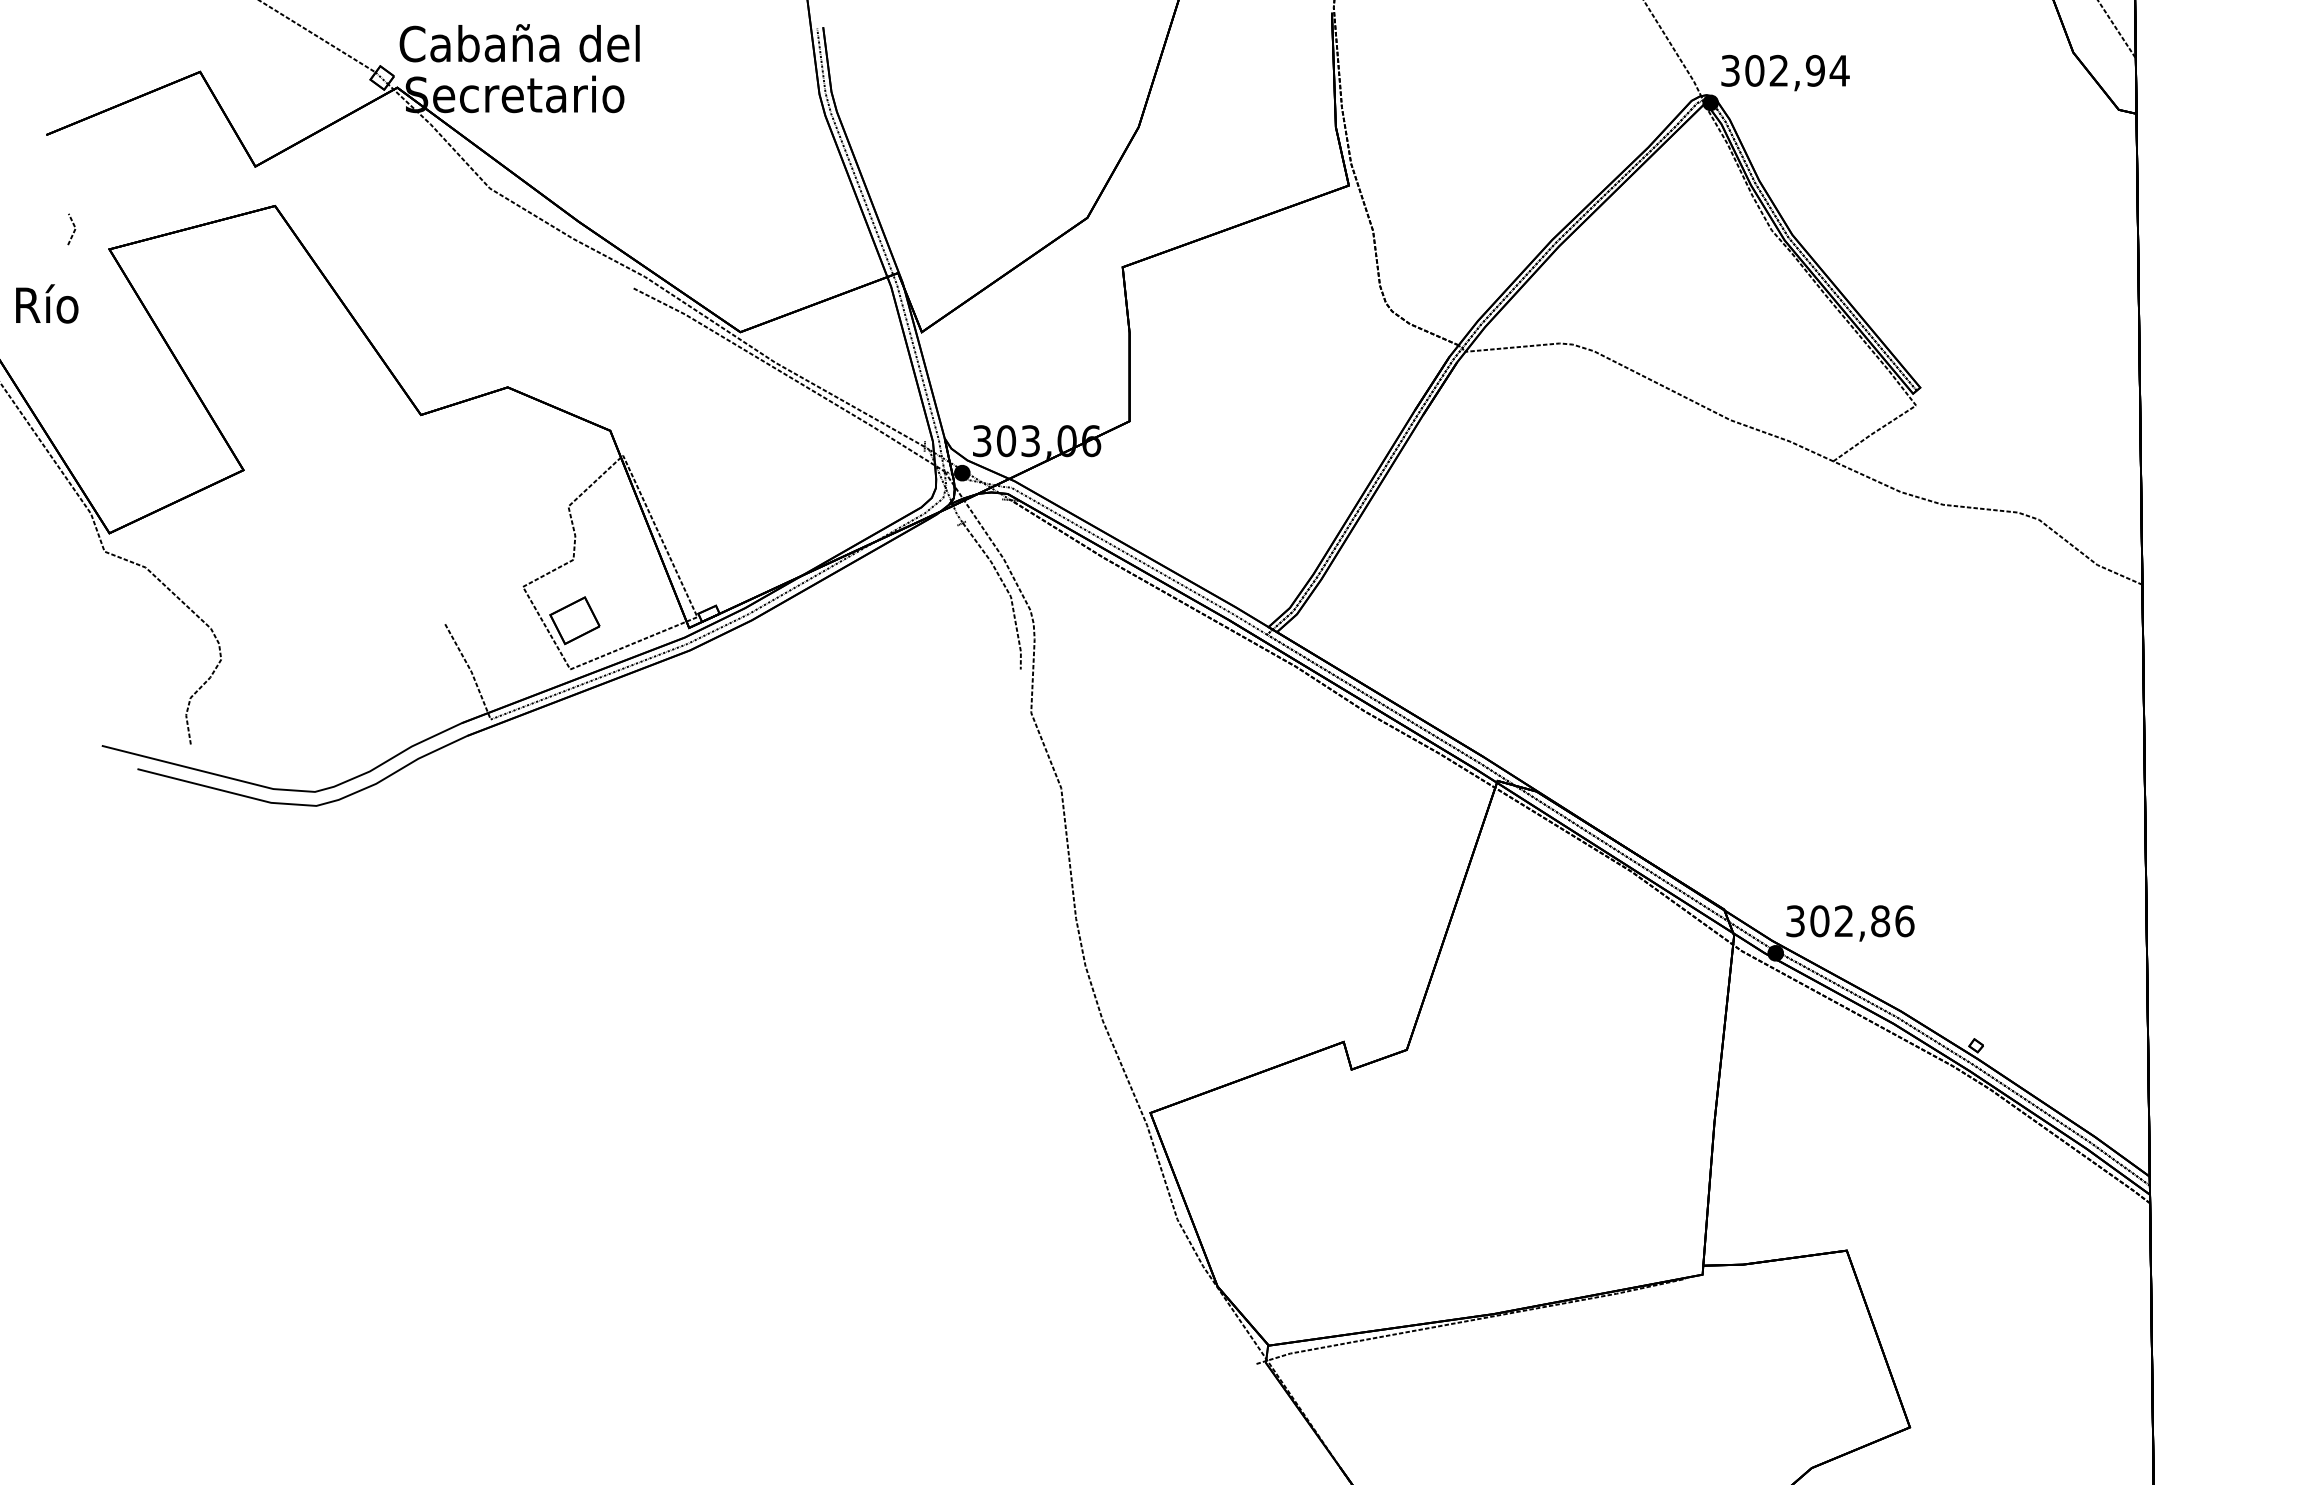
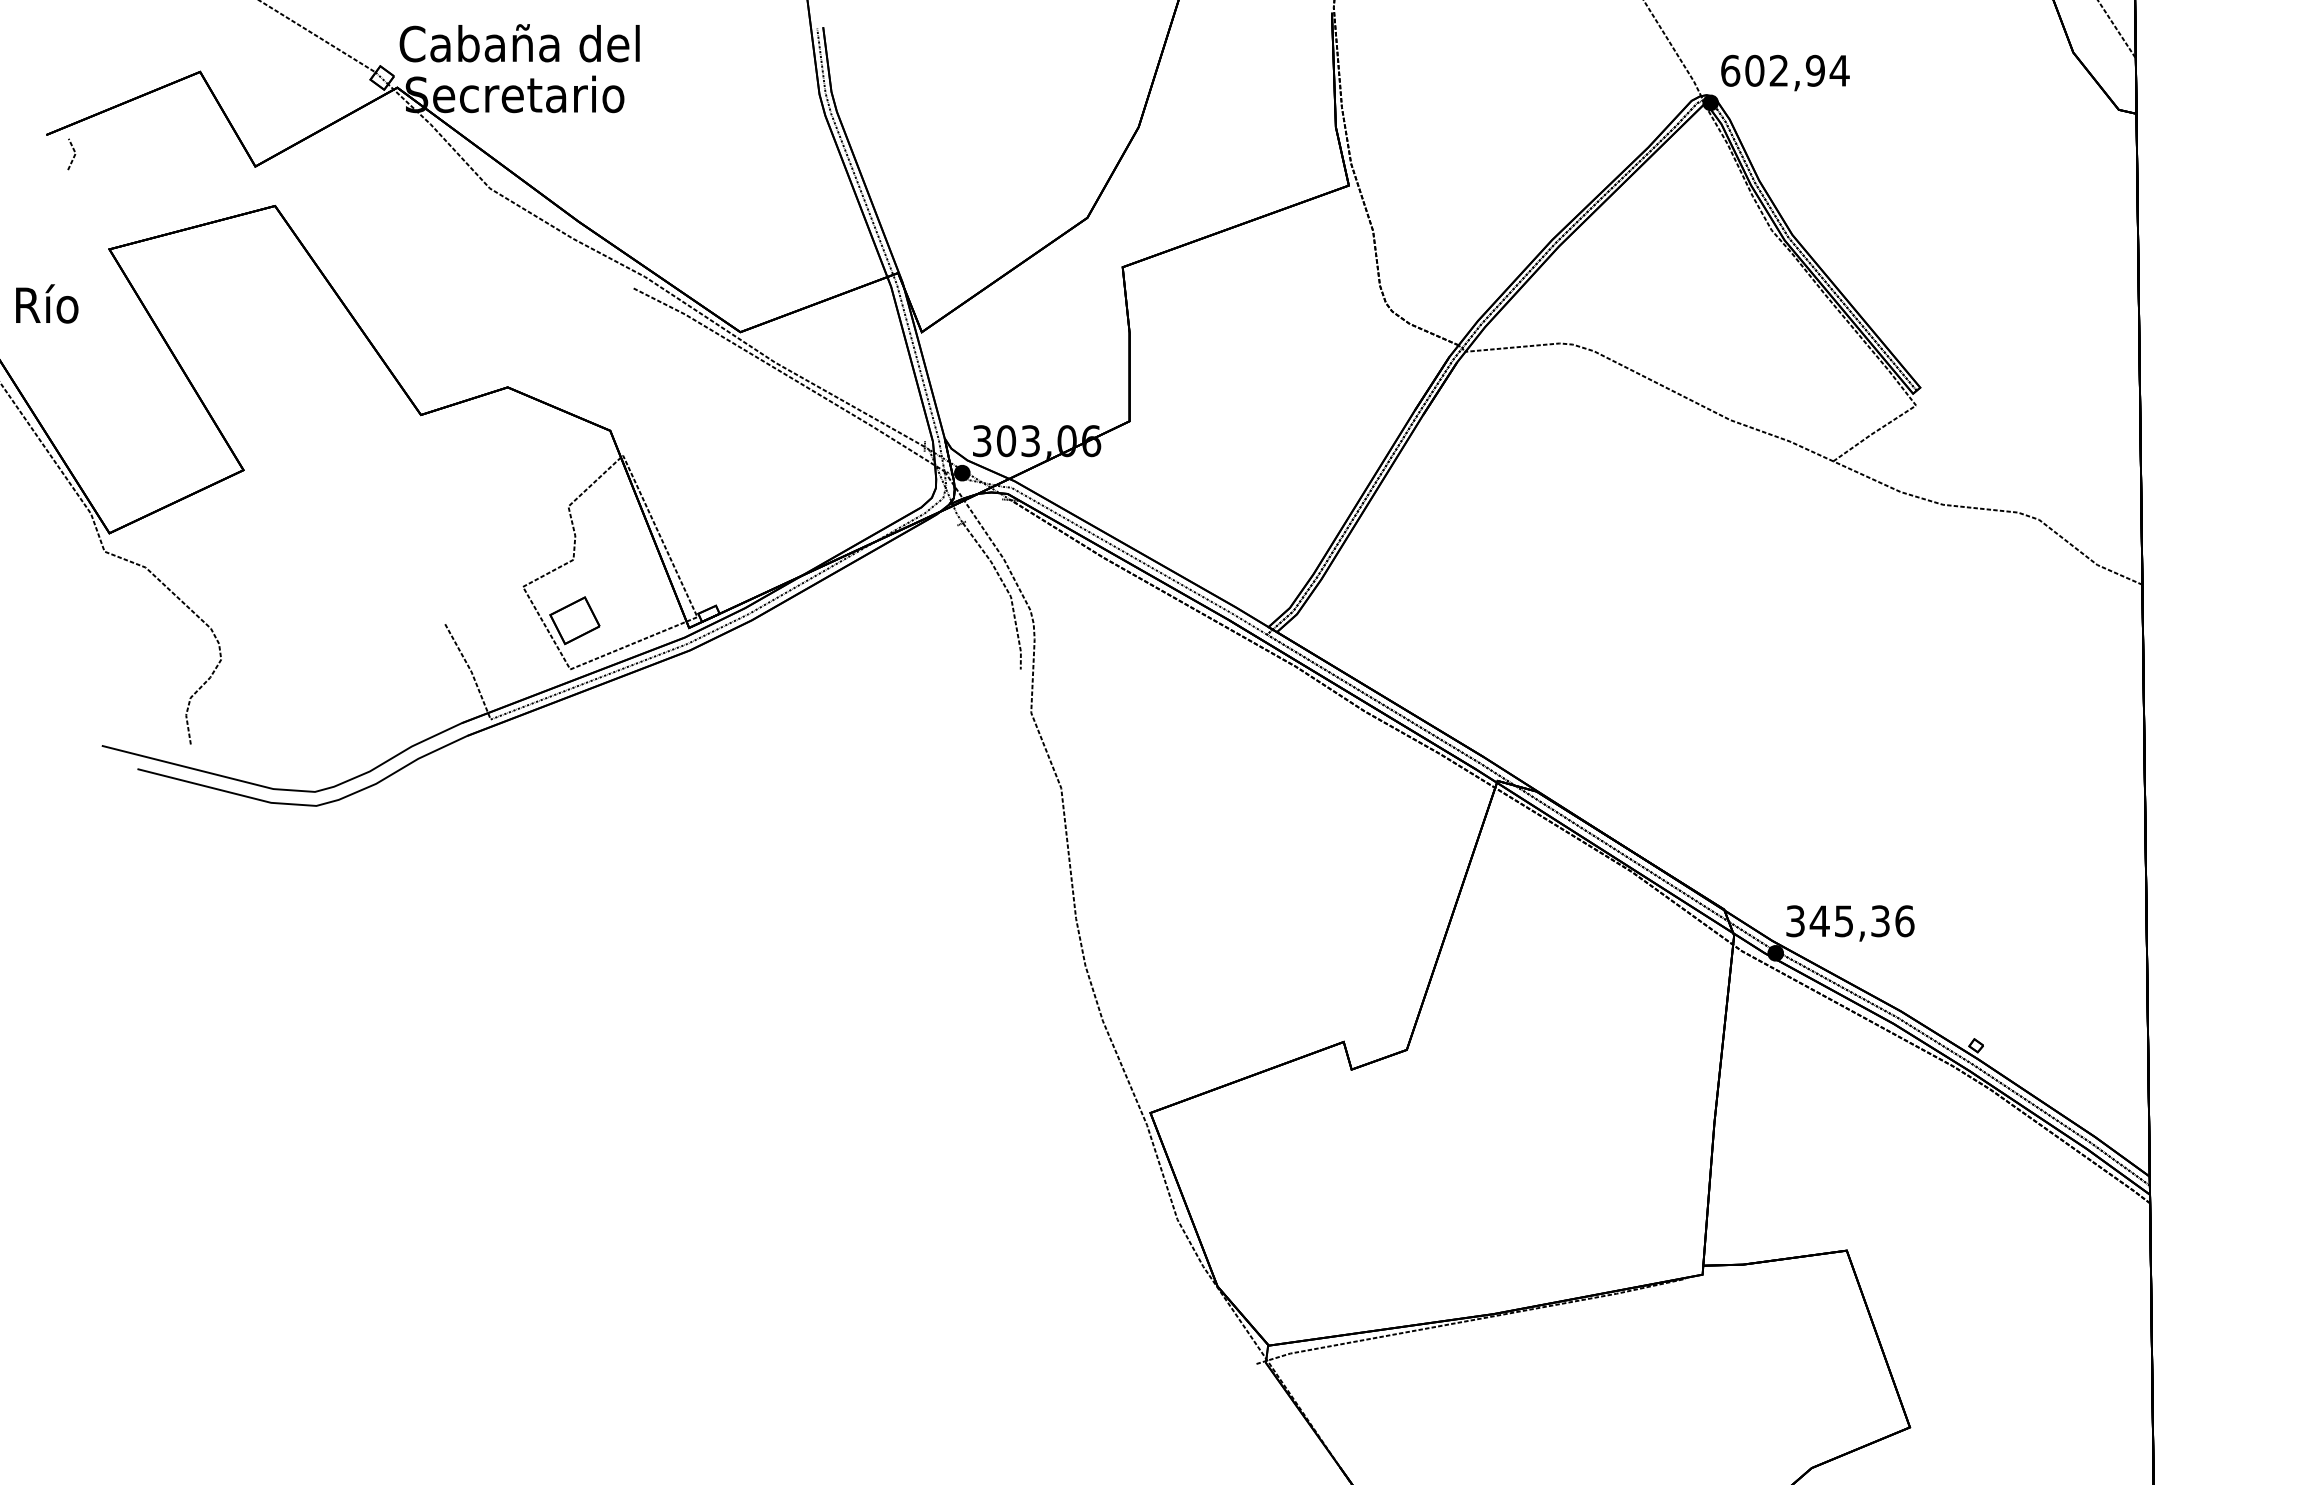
text: 302,94 -> 602,94 (1730, 70)
line position: (73, 230) -> (73, 155) (73, 155)
text: 302,86 -> 345,36 (1849, 921)
